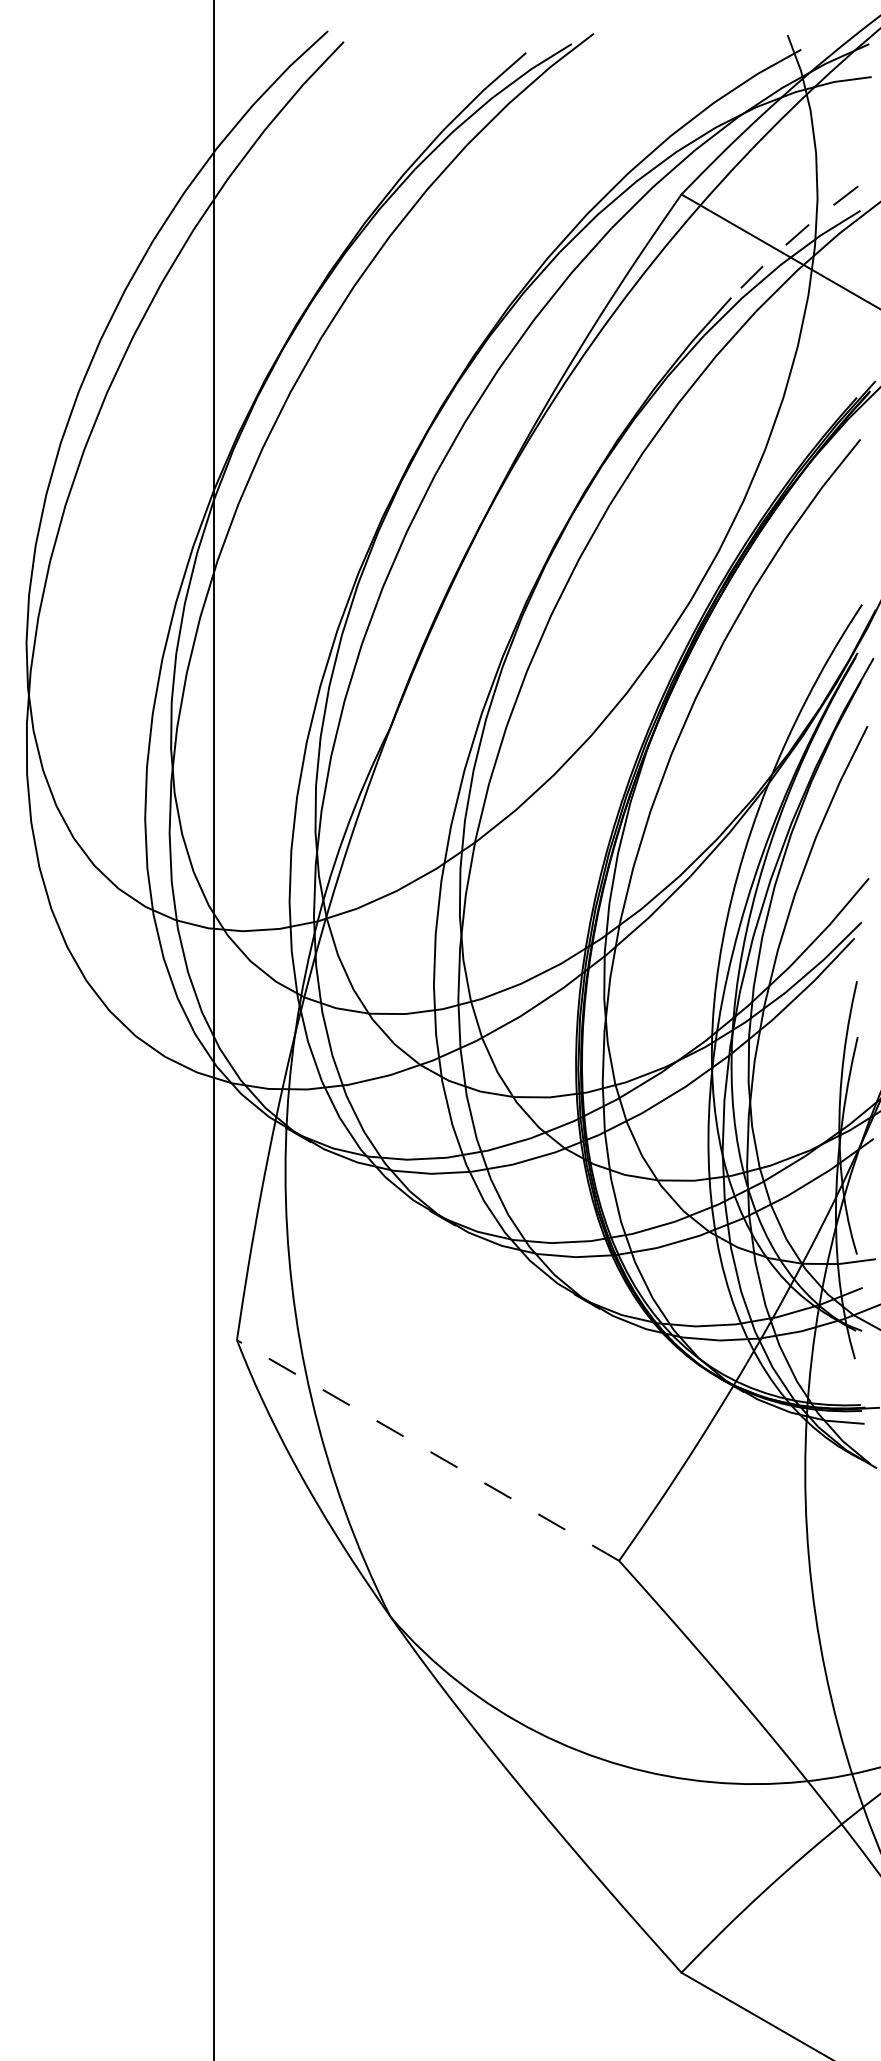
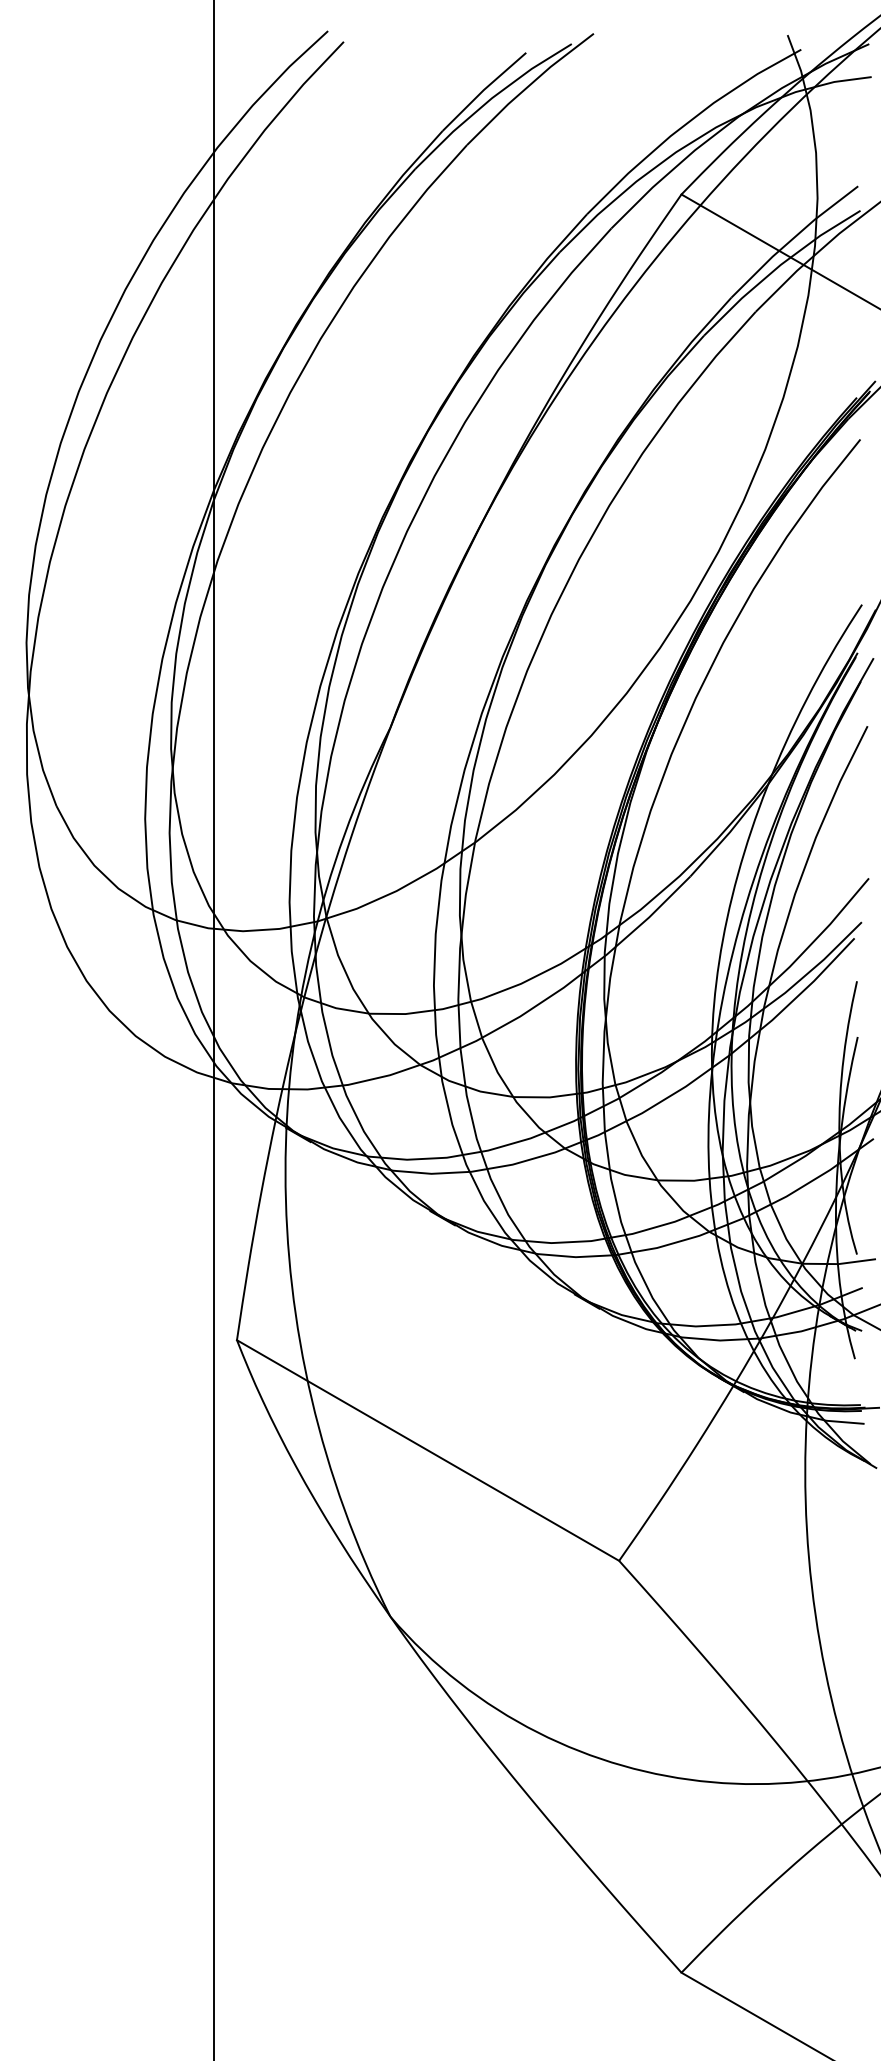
line: dashed -> solid (791, 239)
line: dashed -> solid (428, 1450)
